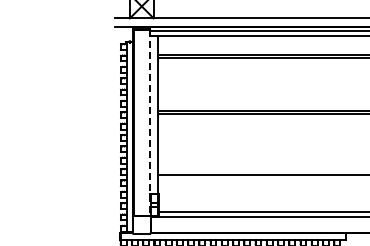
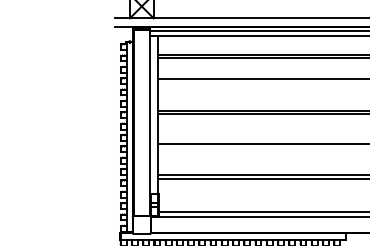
line: none -> present (262, 78)
line: dashed -> solid (150, 123)
line: none -> present (262, 143)
line: none -> present (262, 179)
